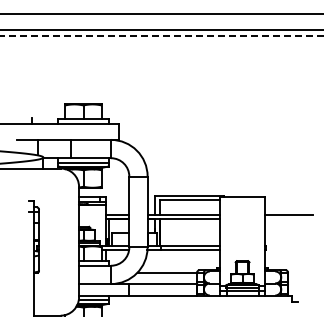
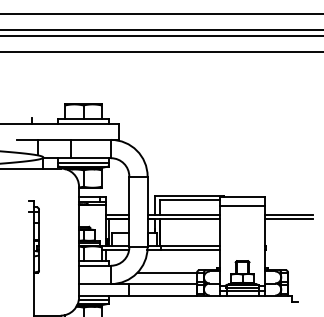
line: dashed -> solid (162, 36)
line: none -> present (161, 52)
line: none -> present (242, 206)
line: none -> present (288, 218)
